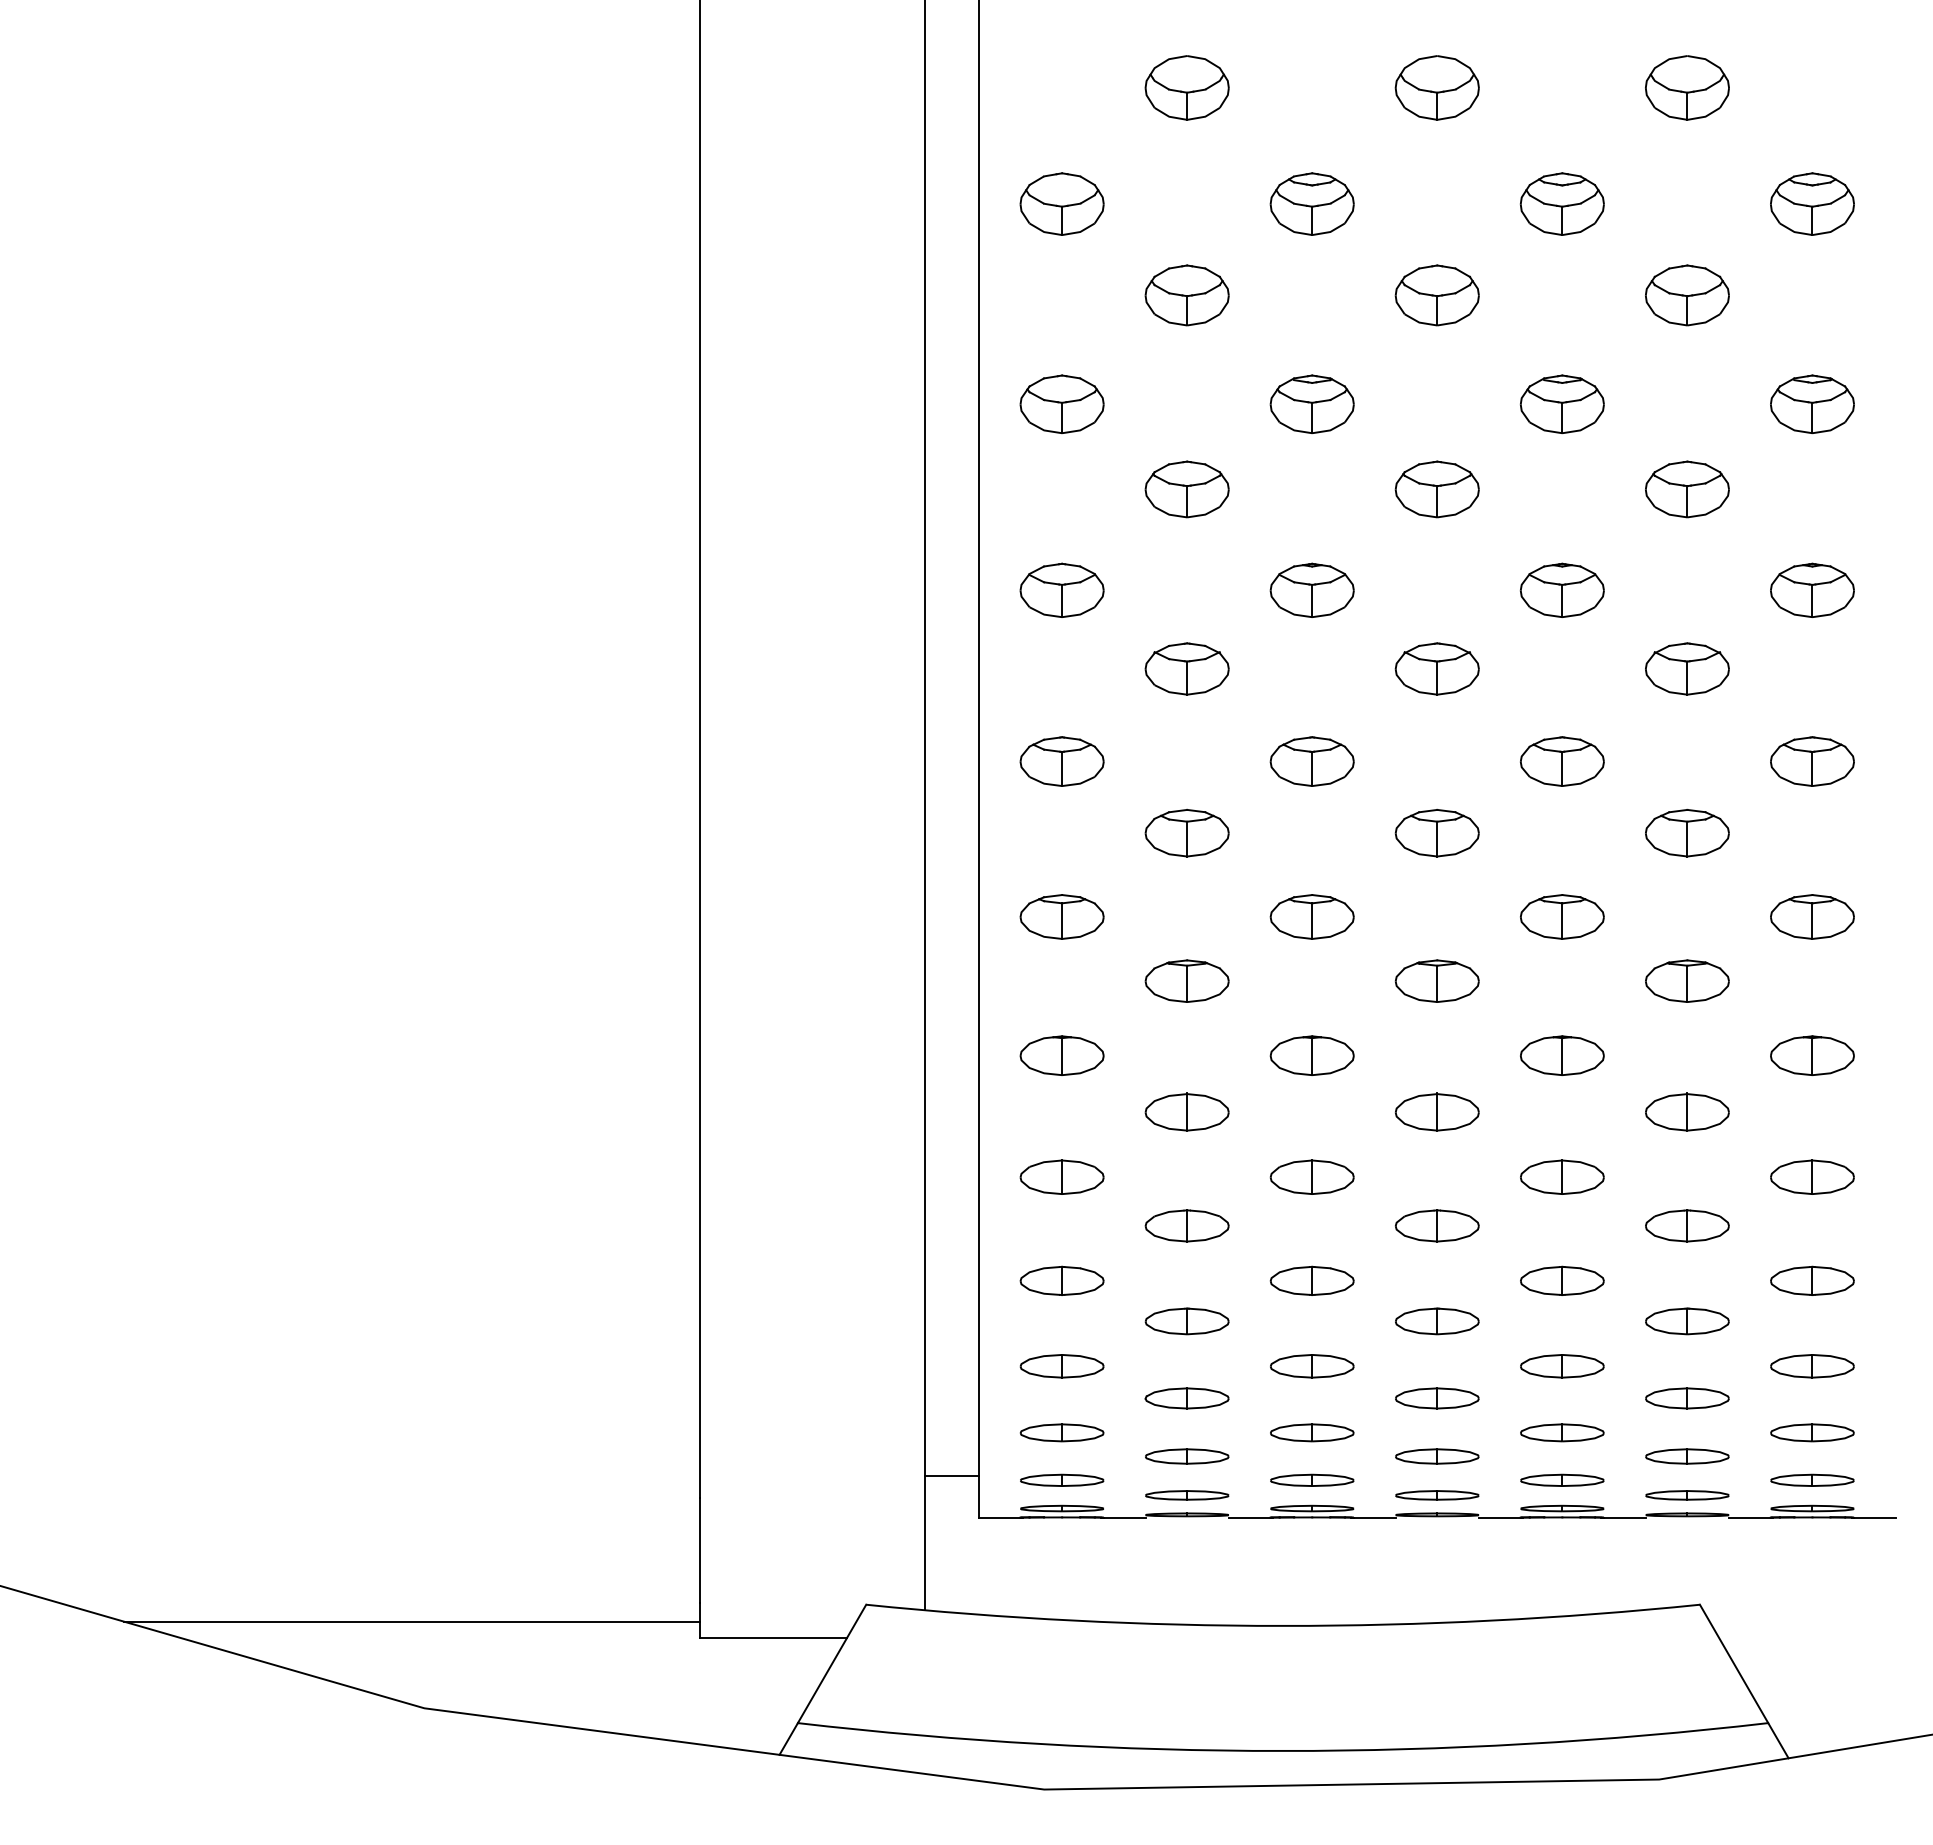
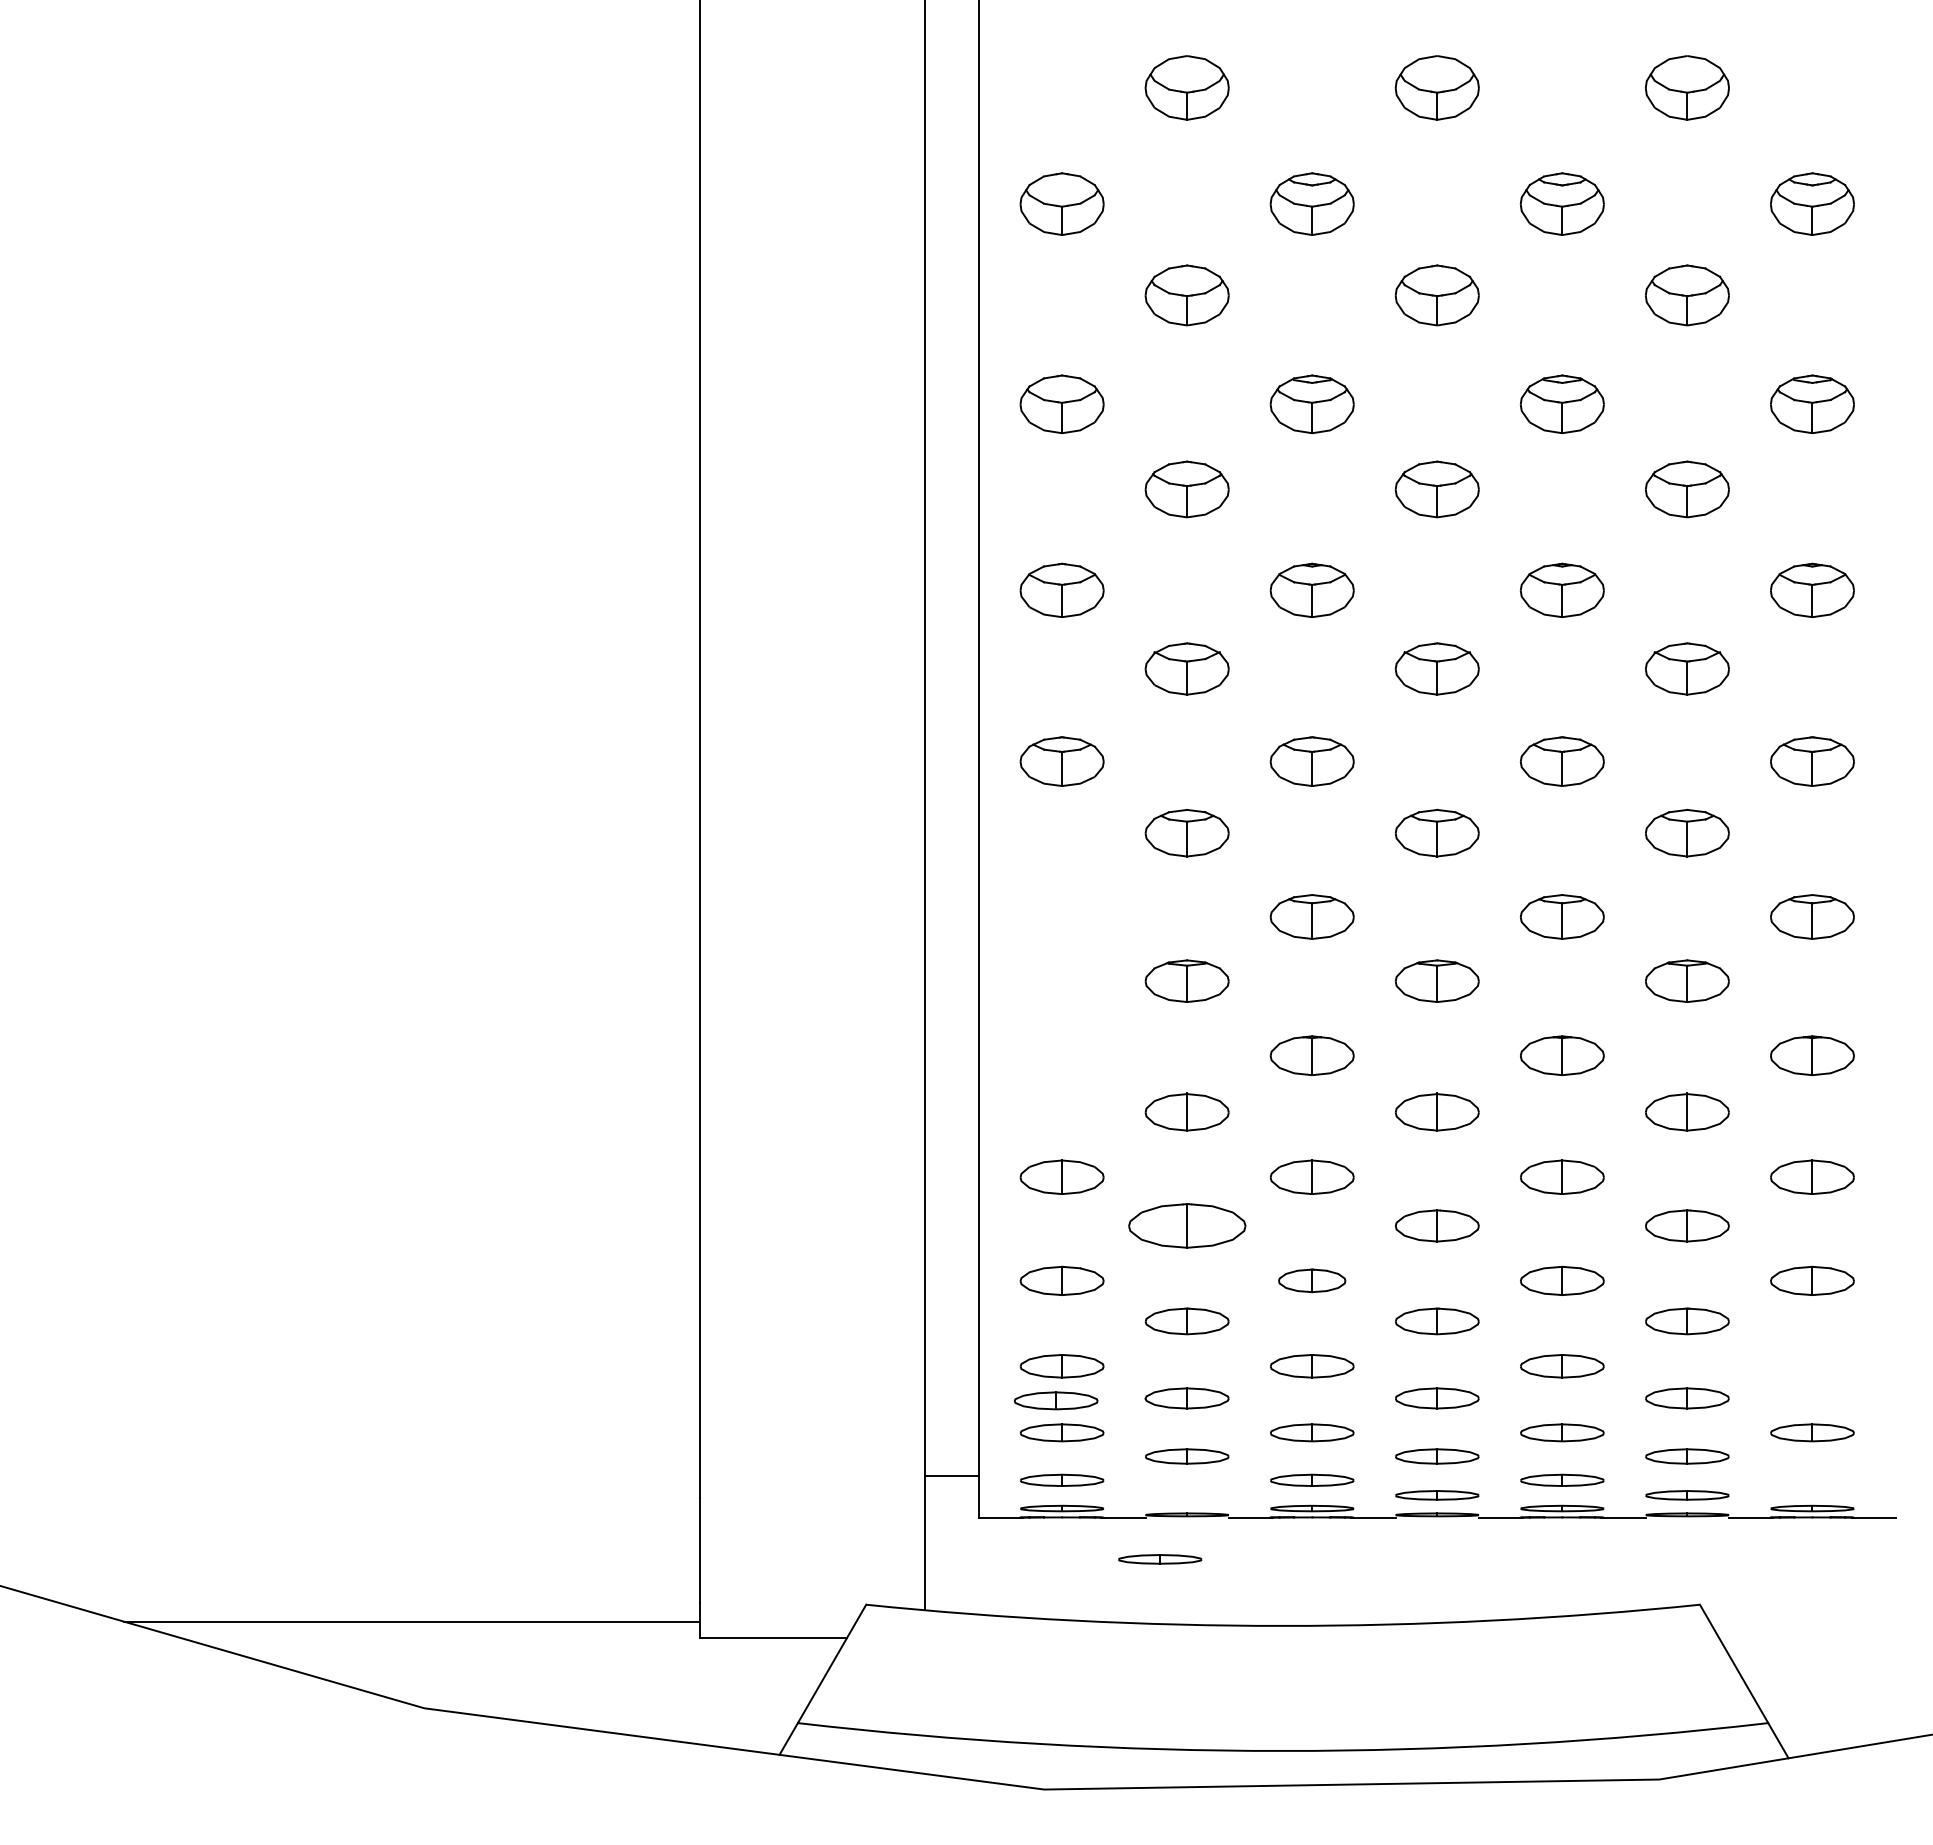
part: present -> none (1061, 916)
part: present -> none (1061, 1055)
part size: 86x34 px -> 119x46 px (1187, 1225)
part size: 86x31 px -> 69x26 px (1312, 1280)
part: present -> none (1812, 1366)
part: none -> present (1055, 1400)
part: present -> none (1812, 1479)
part position: (1187, 1495) -> (1160, 1559) (1160, 1559)
